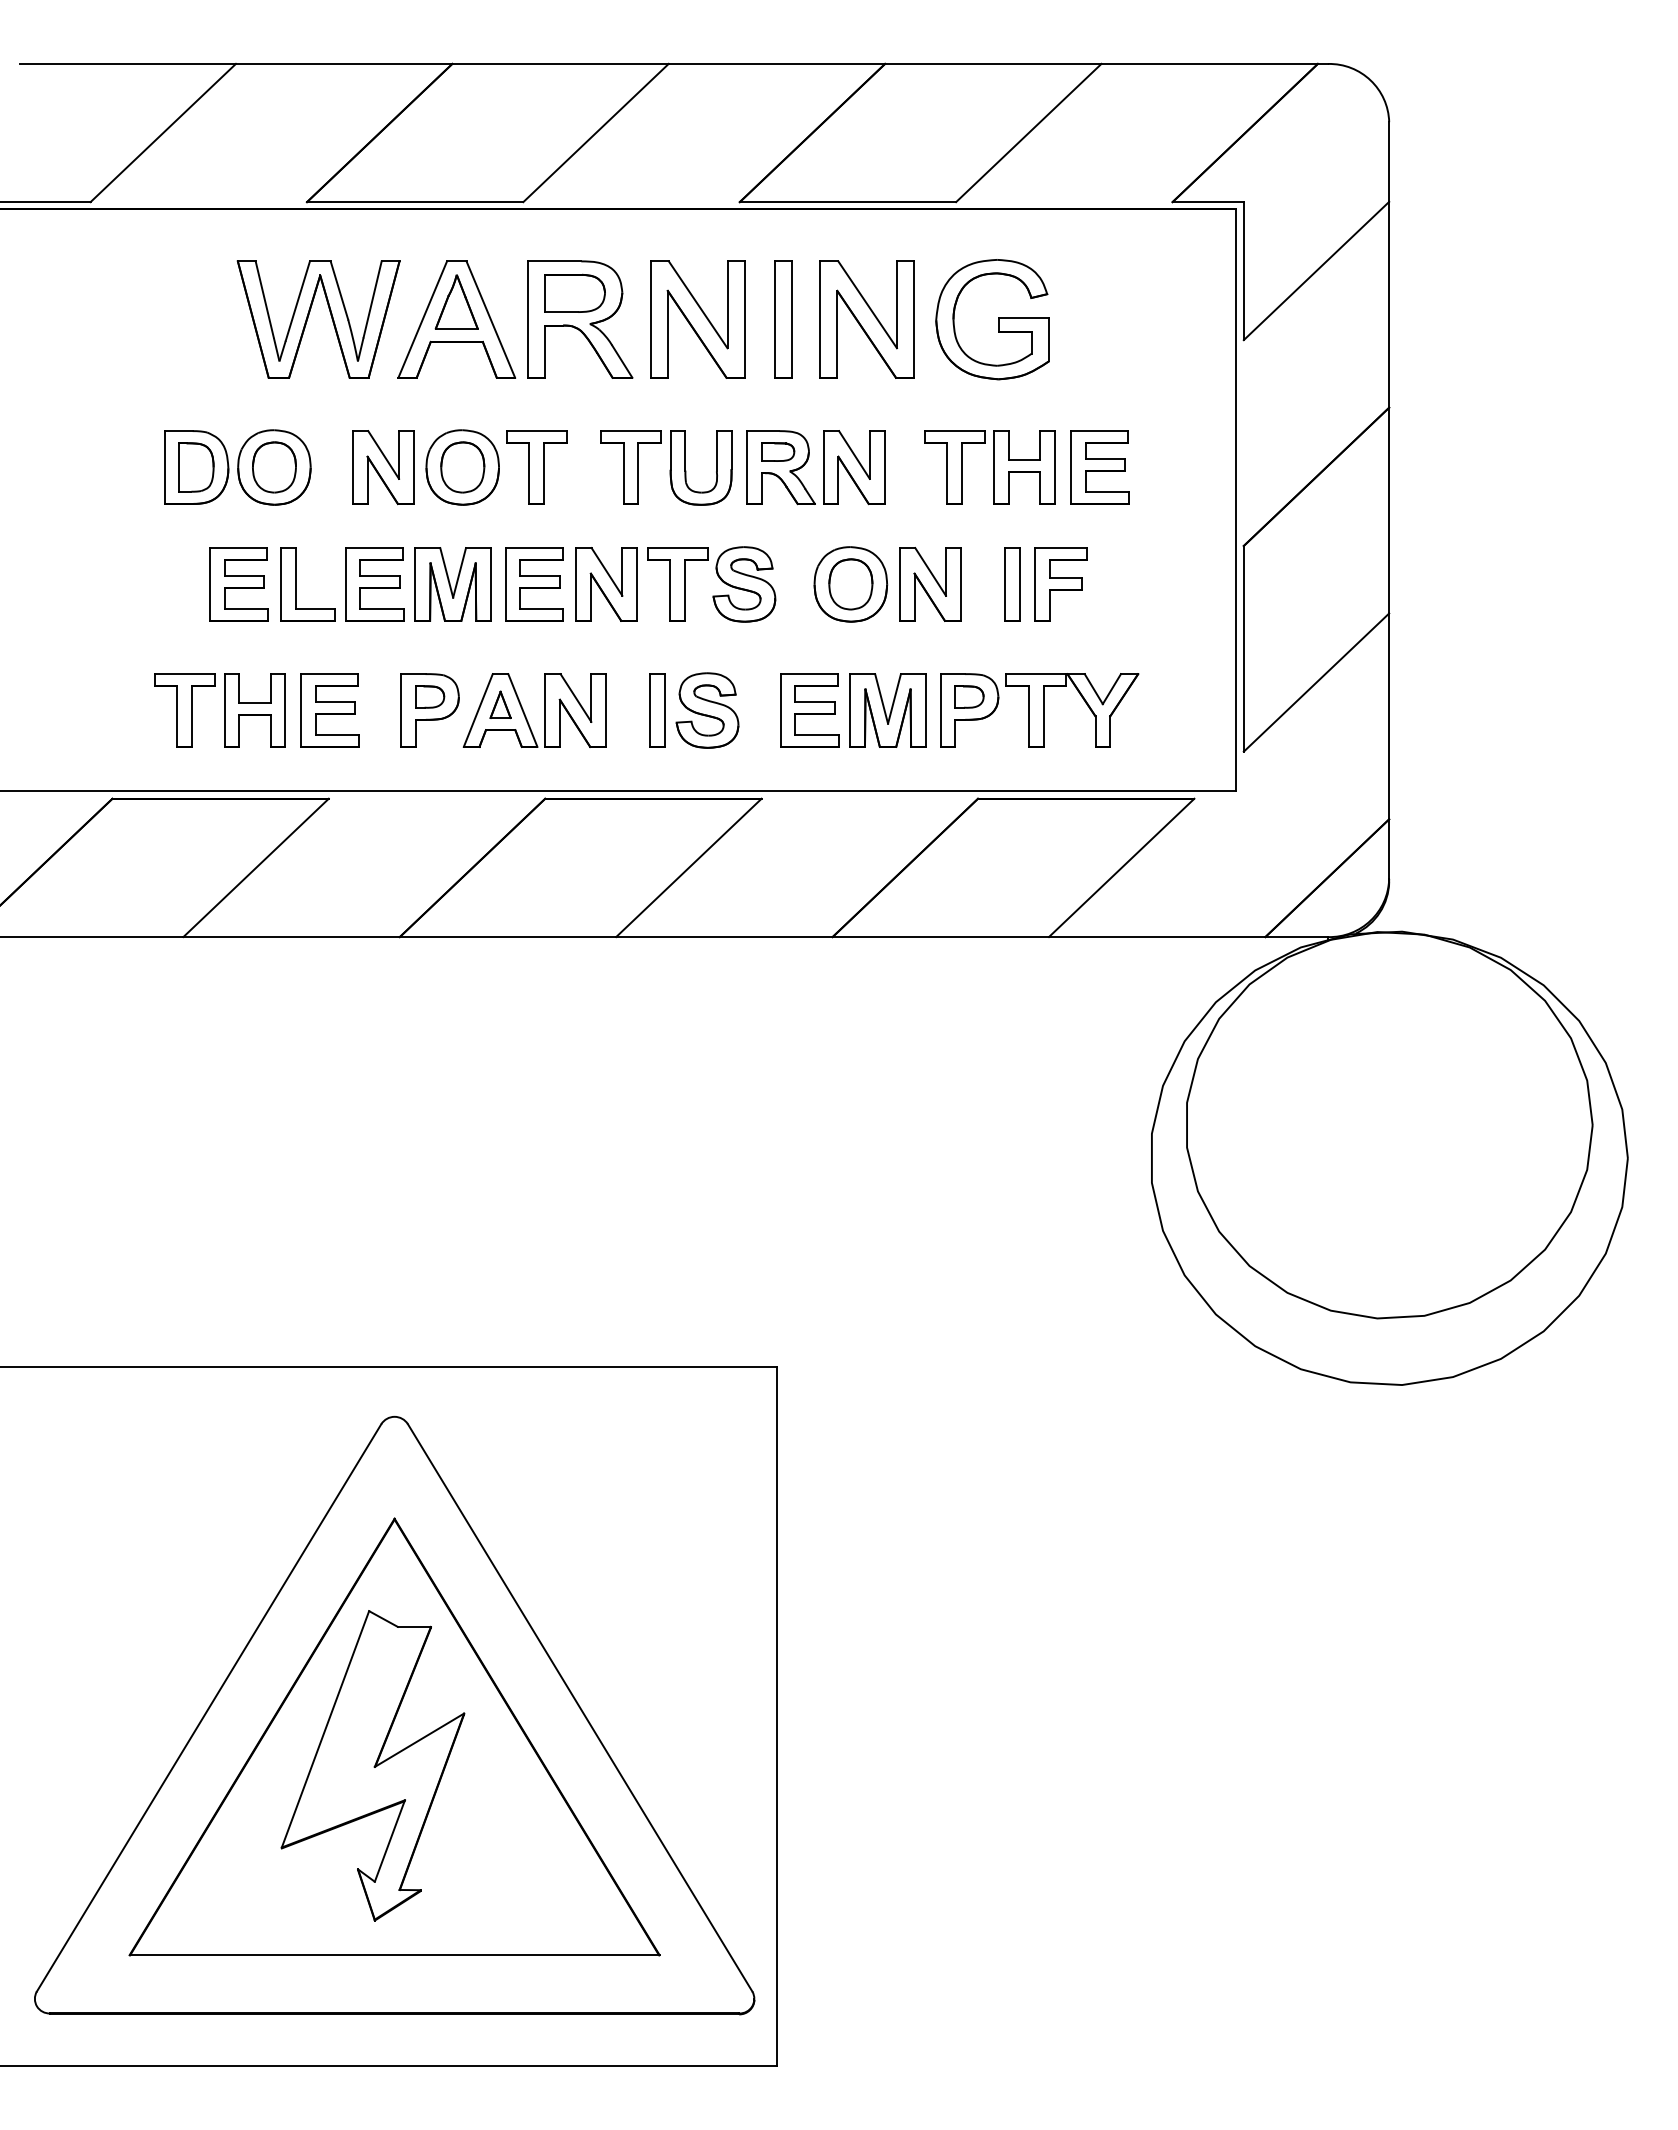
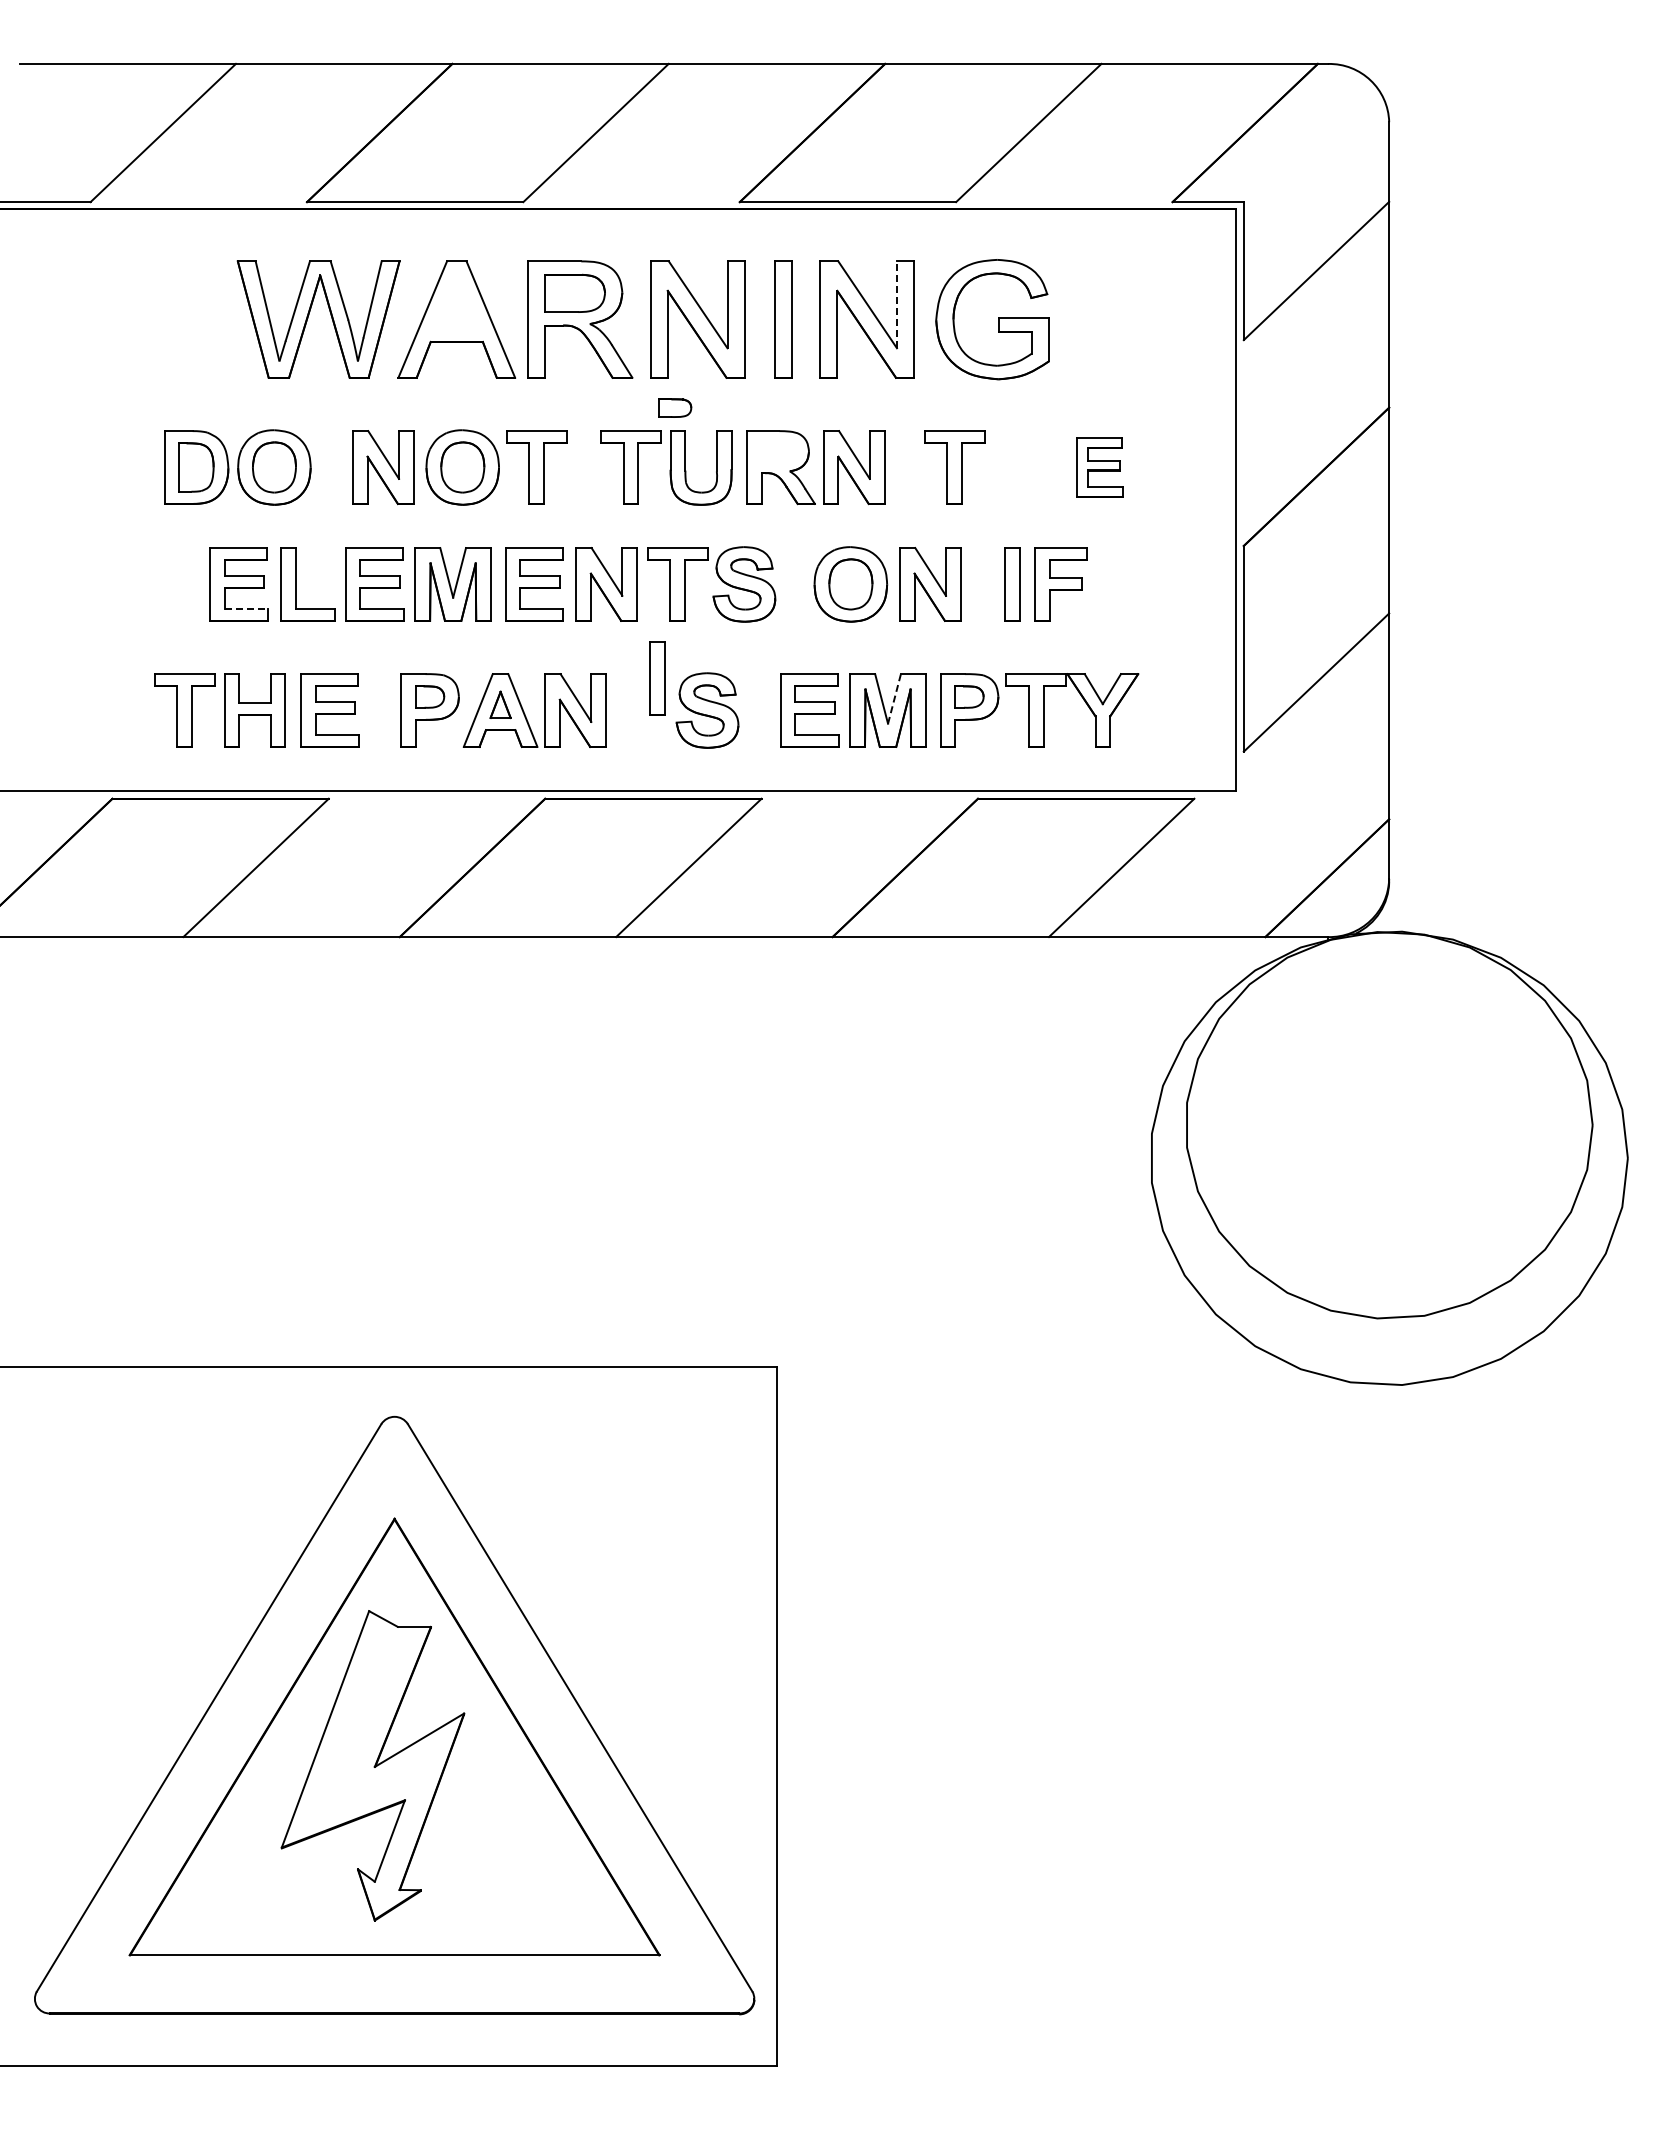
part: present -> none (456, 301)
line: solid -> dashed (896, 304)
part position: (778, 451) -> (675, 407) (675, 407)
part: present -> none (1024, 467)
part size: 60x75 px -> 48x61 px (1099, 467)
line: solid -> dashed (246, 608)
line: solid -> dashed (894, 698)
part position: (657, 710) -> (657, 678) (657, 678)
